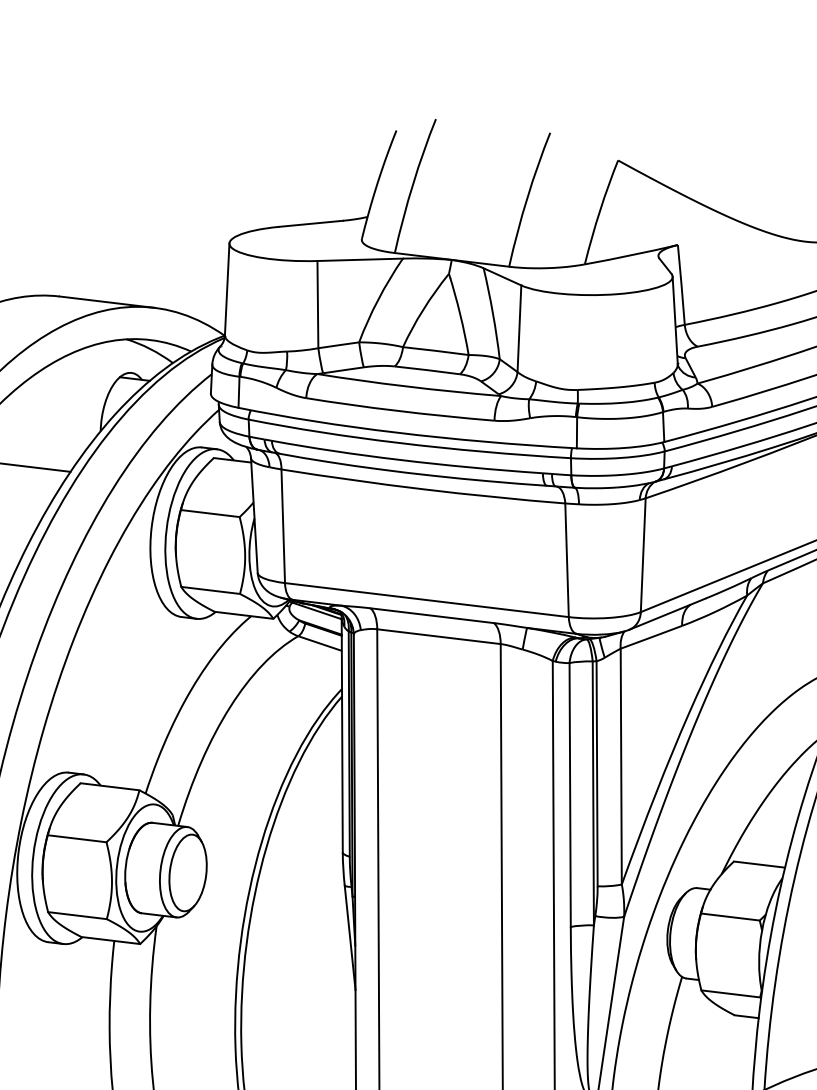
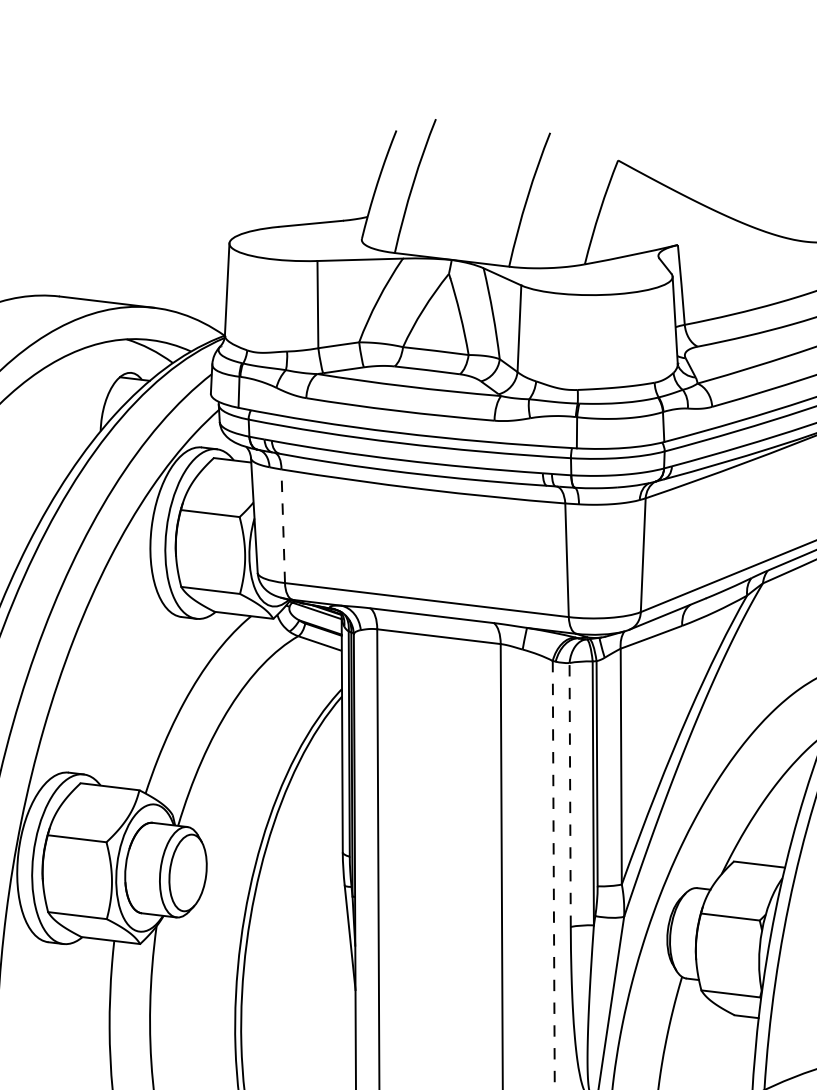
line: present -> none (36, 467)
line: solid -> dashed (283, 526)
line: solid -> dashed (570, 795)
line: solid -> dashed (553, 875)
